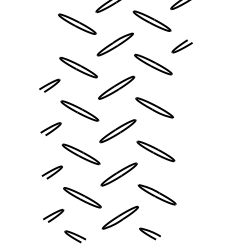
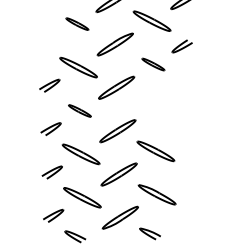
part size: 39x22 px -> 25x14 px (77, 23)
part size: 39x23 px -> 25x15 px (153, 64)
part: present -> none (154, 107)
part size: 40x22 px -> 24x14 px (79, 110)
